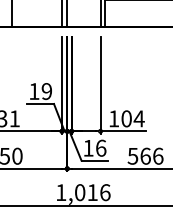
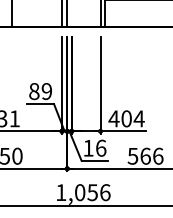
text: 19 -> 89 (34, 91)
text: 104 -> 404 (113, 118)
text: 1,016 -> 1,056 (92, 192)
